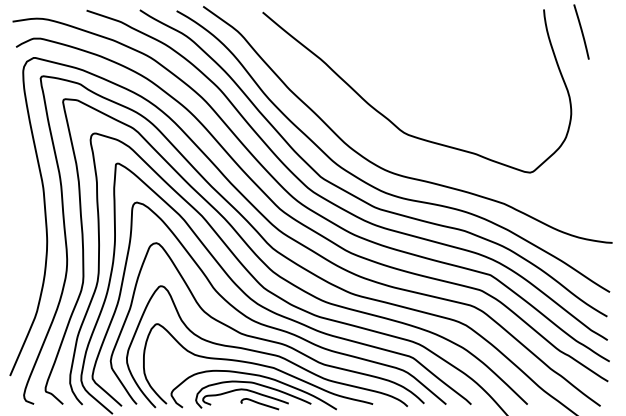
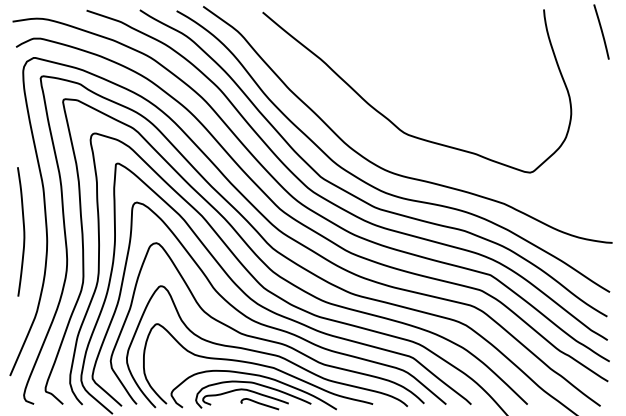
line position: (581, 31) -> (601, 31) (601, 31)
curve: none -> present (23, 231)
